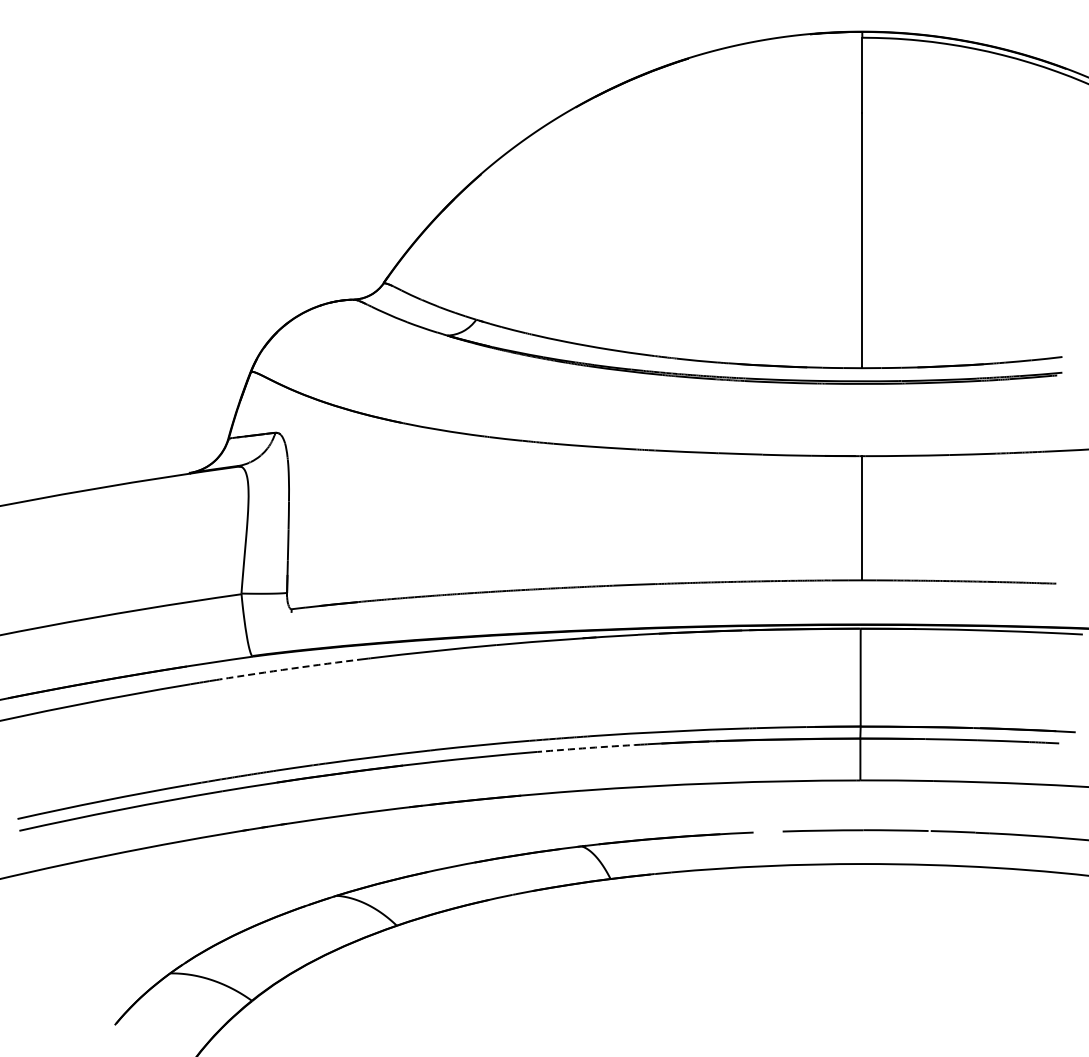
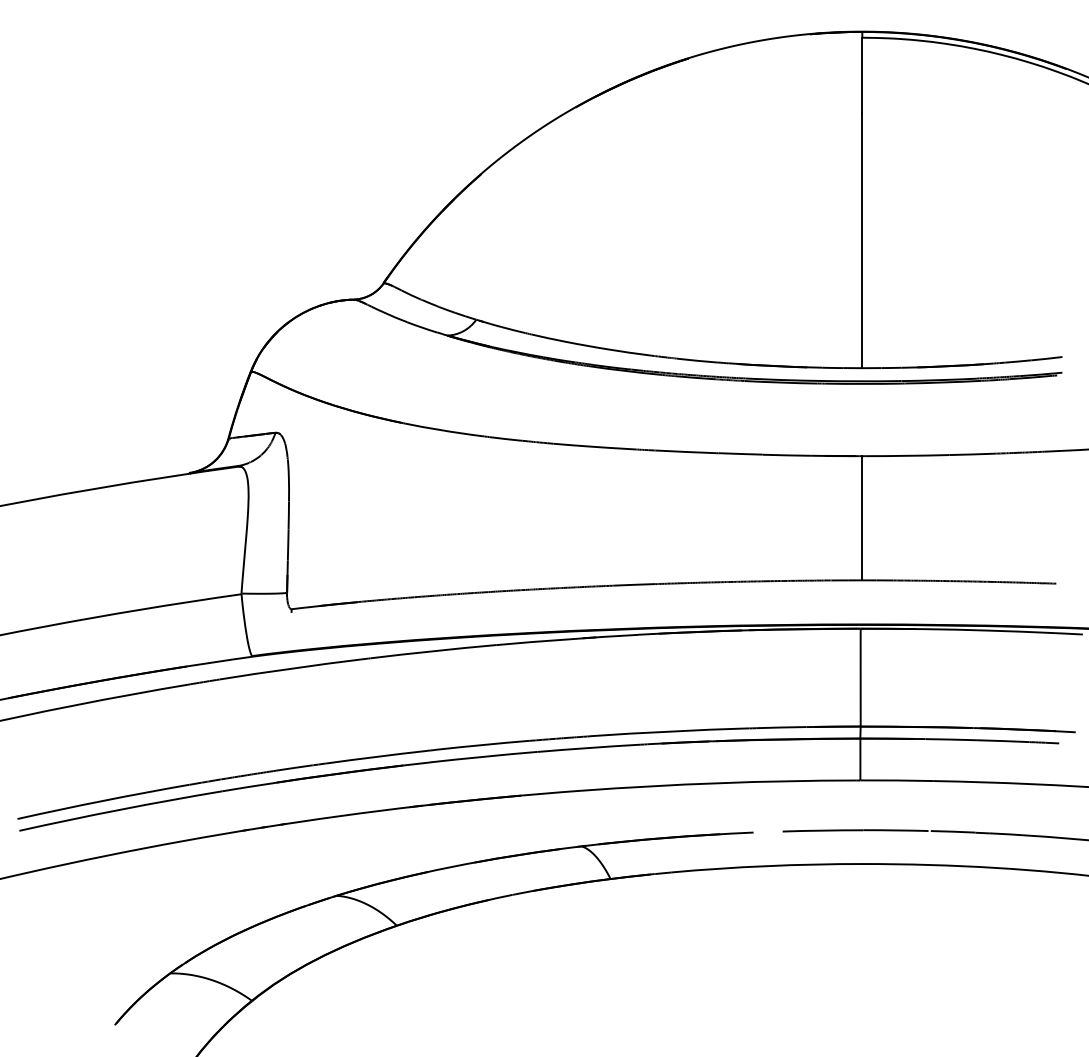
arc: dashed -> solid (291, 668)
arc: dashed -> solid (589, 747)
